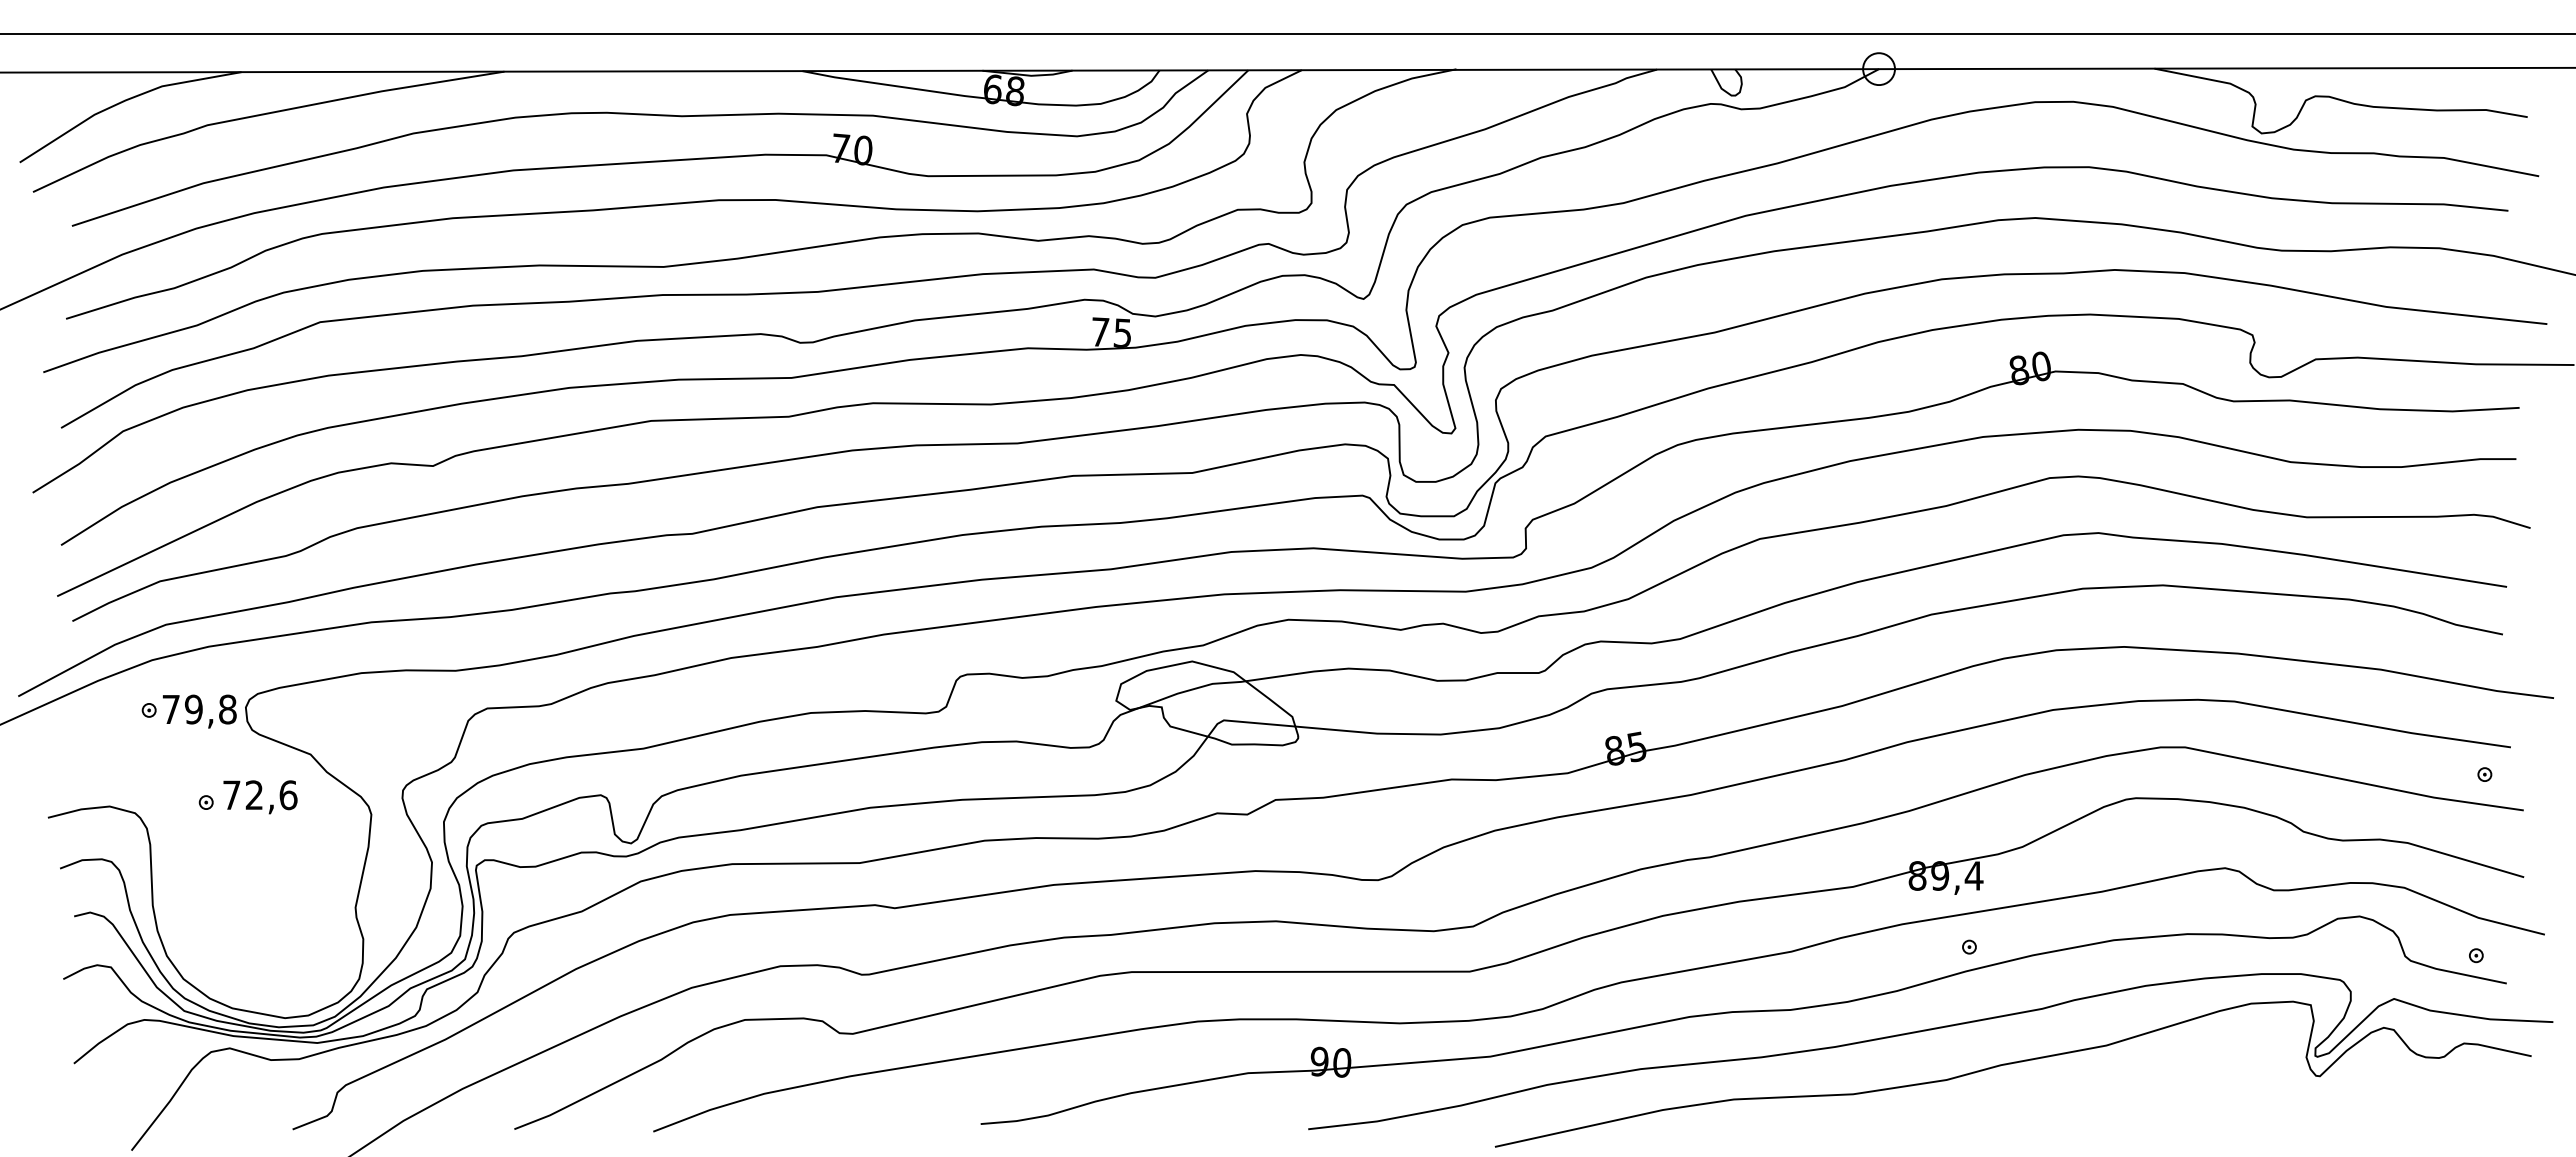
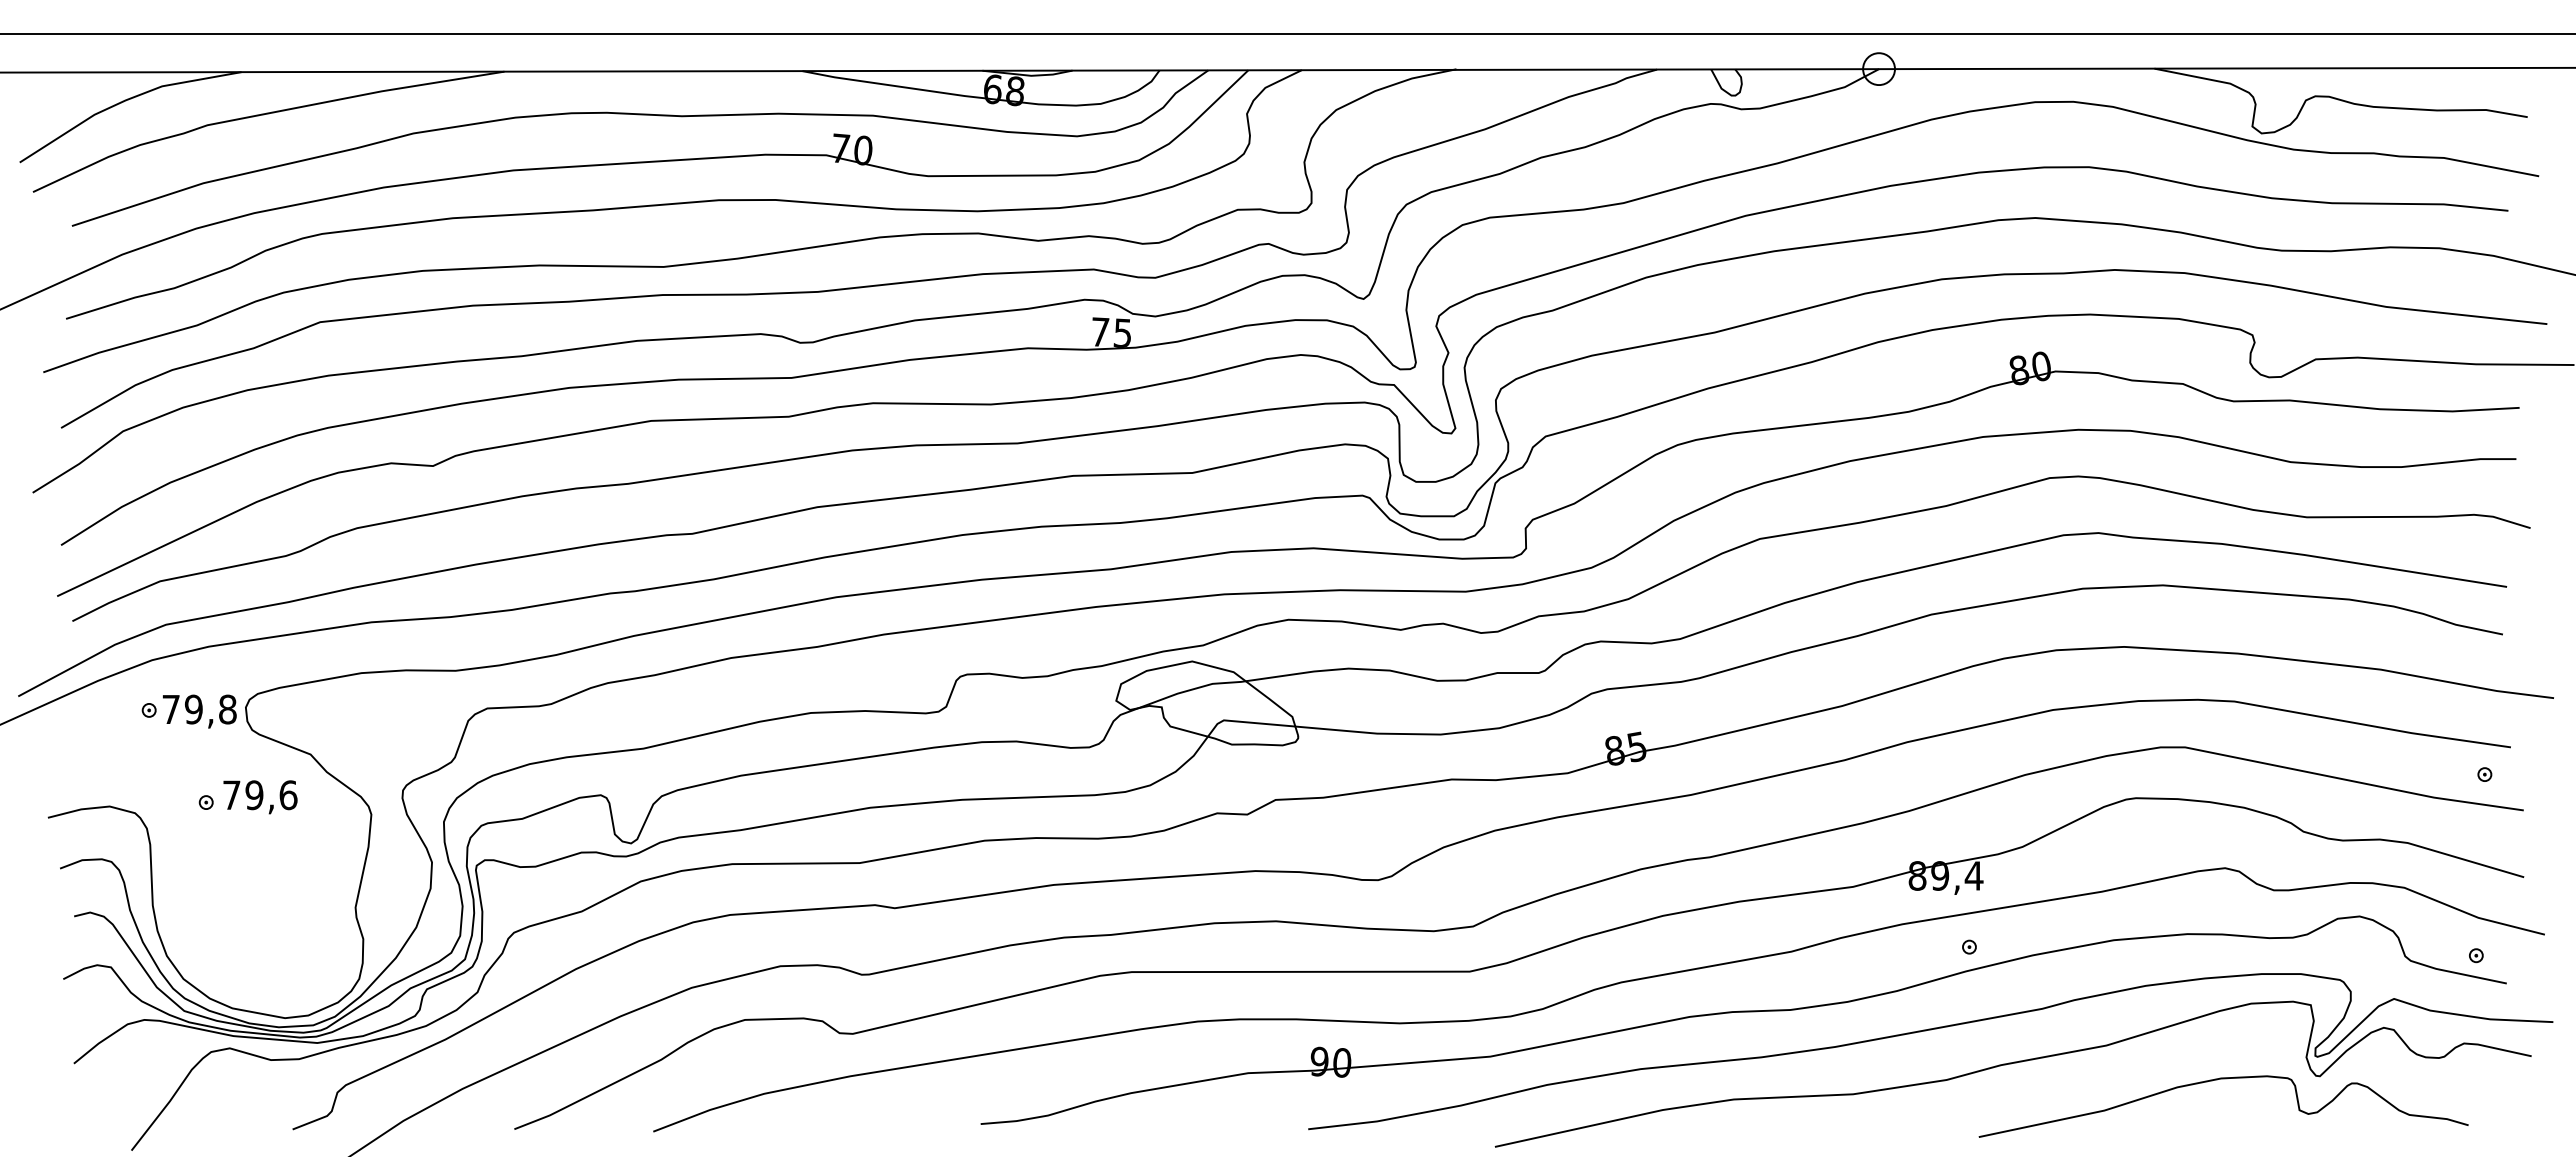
text: 72,6 -> 79,6 (254, 795)
curve: none -> present (2217, 1080)
